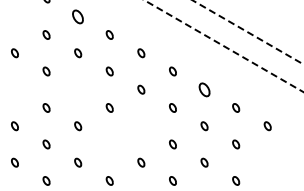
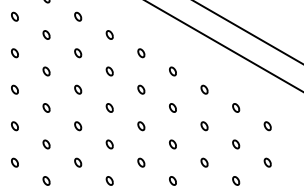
part: none -> present (14, 16)
part size: 12x16 px -> 9x11 px (78, 16)
line: dashed -> solid (247, 32)
line: dashed -> solid (224, 46)
part: none -> present (14, 89)
part: none -> present (78, 89)
part size: 13x16 px -> 9x11 px (204, 89)
part: none -> present (141, 126)
part: none -> present (109, 144)
part: none -> present (267, 162)
